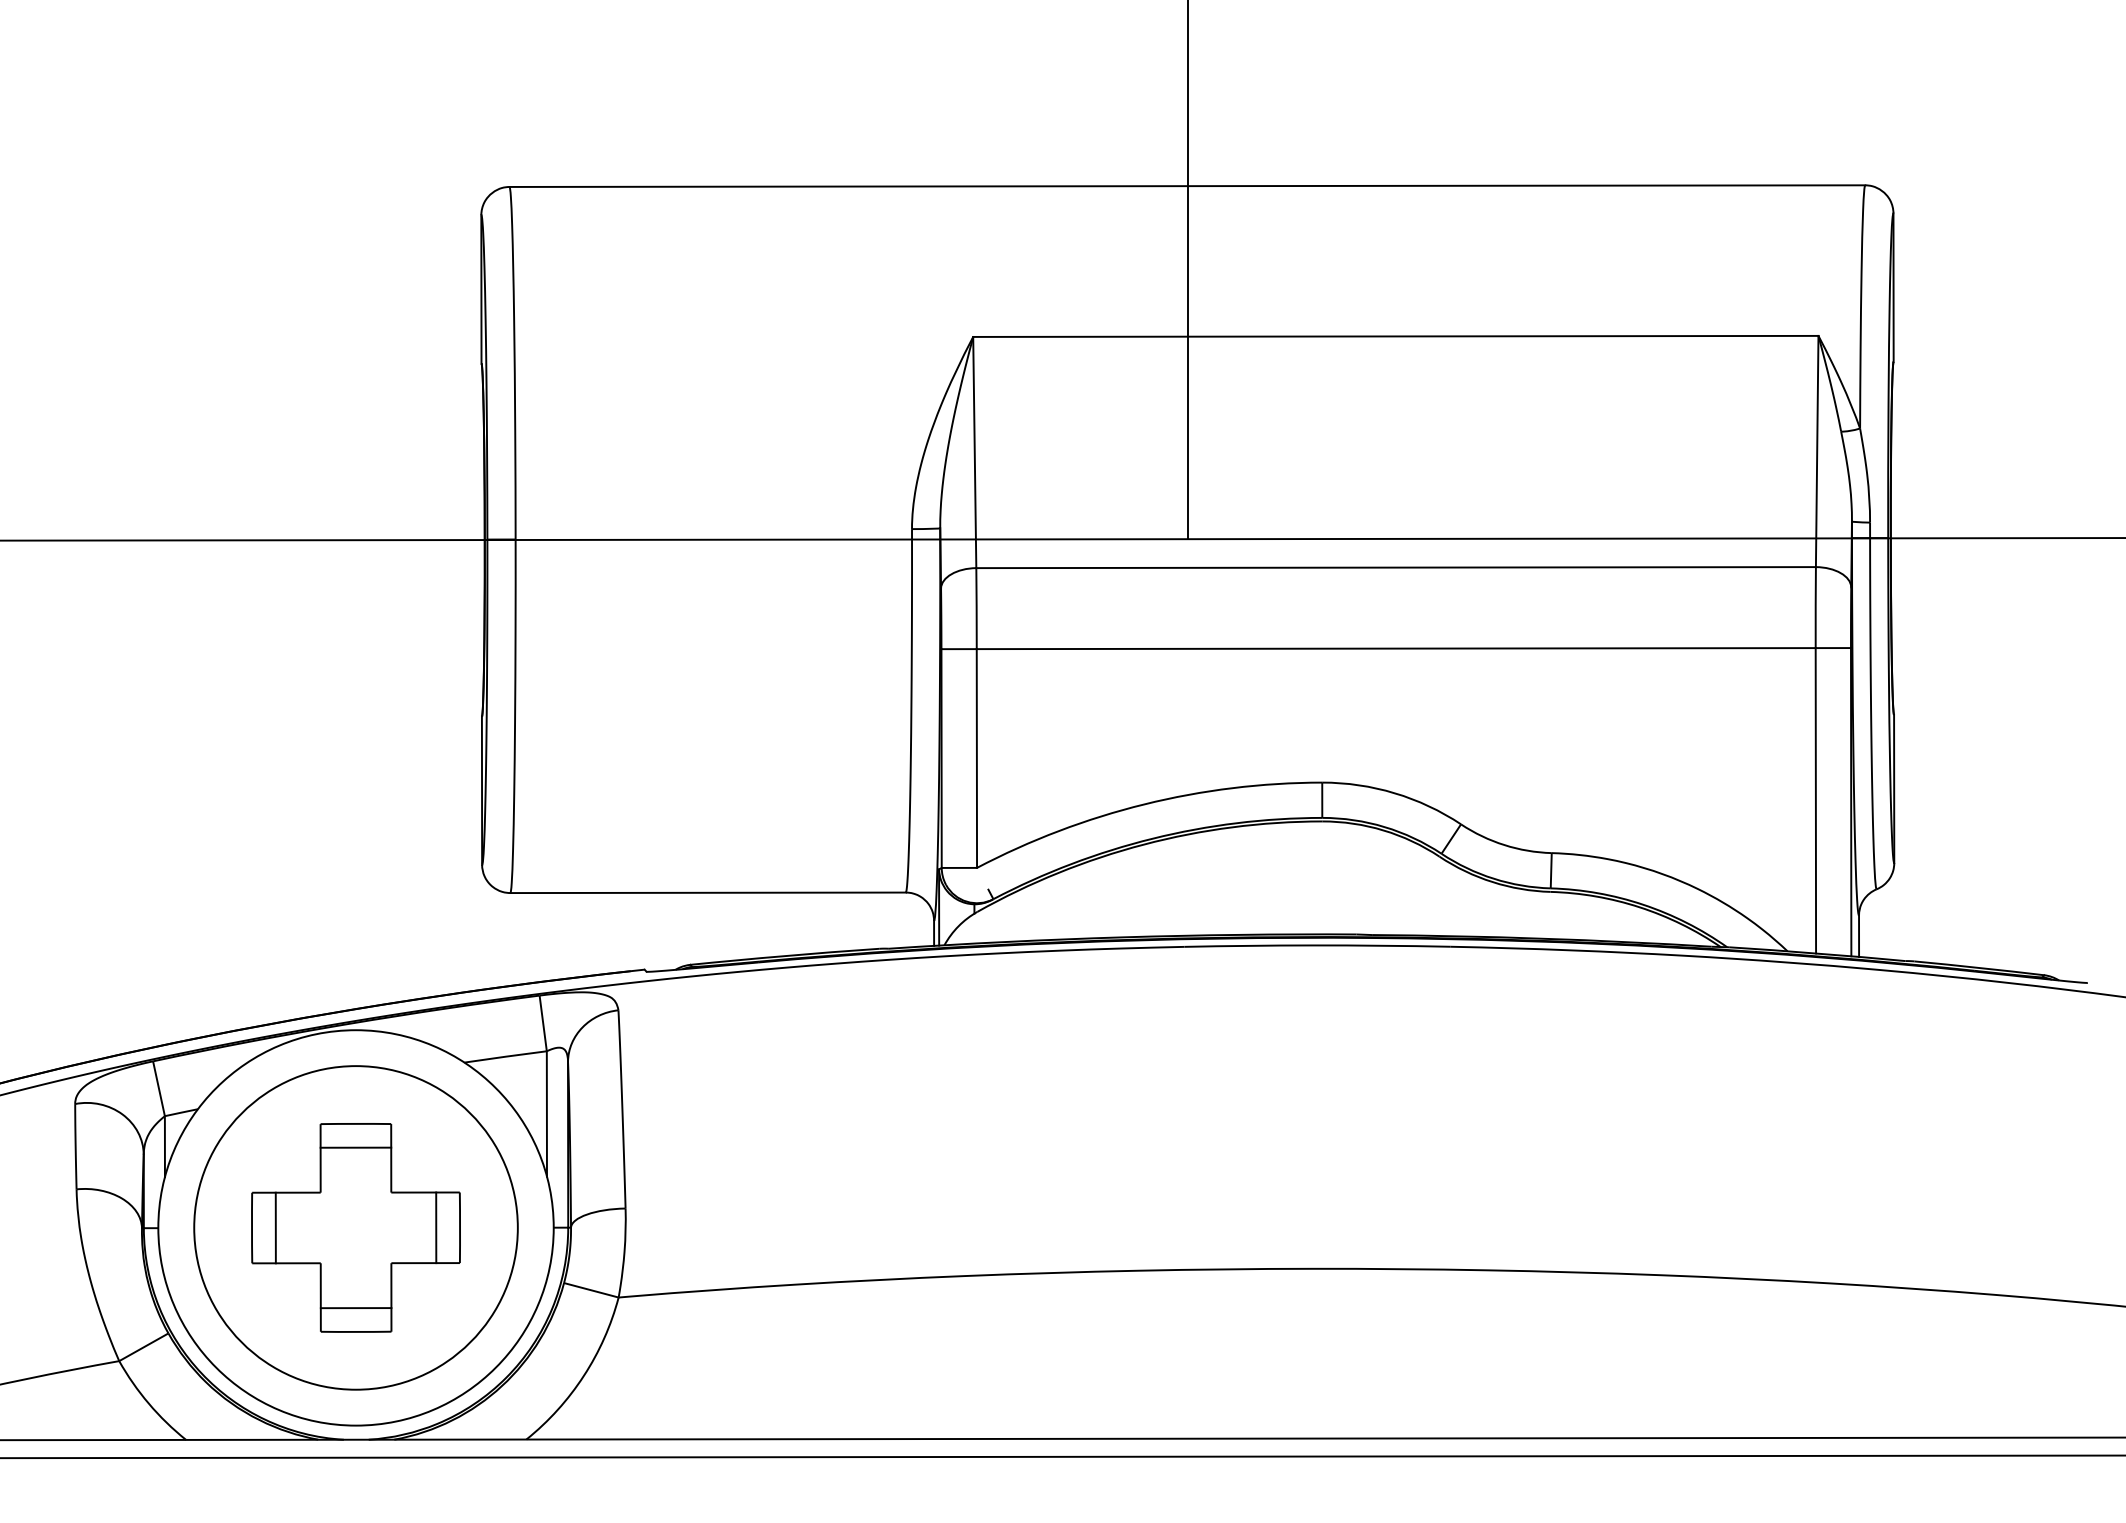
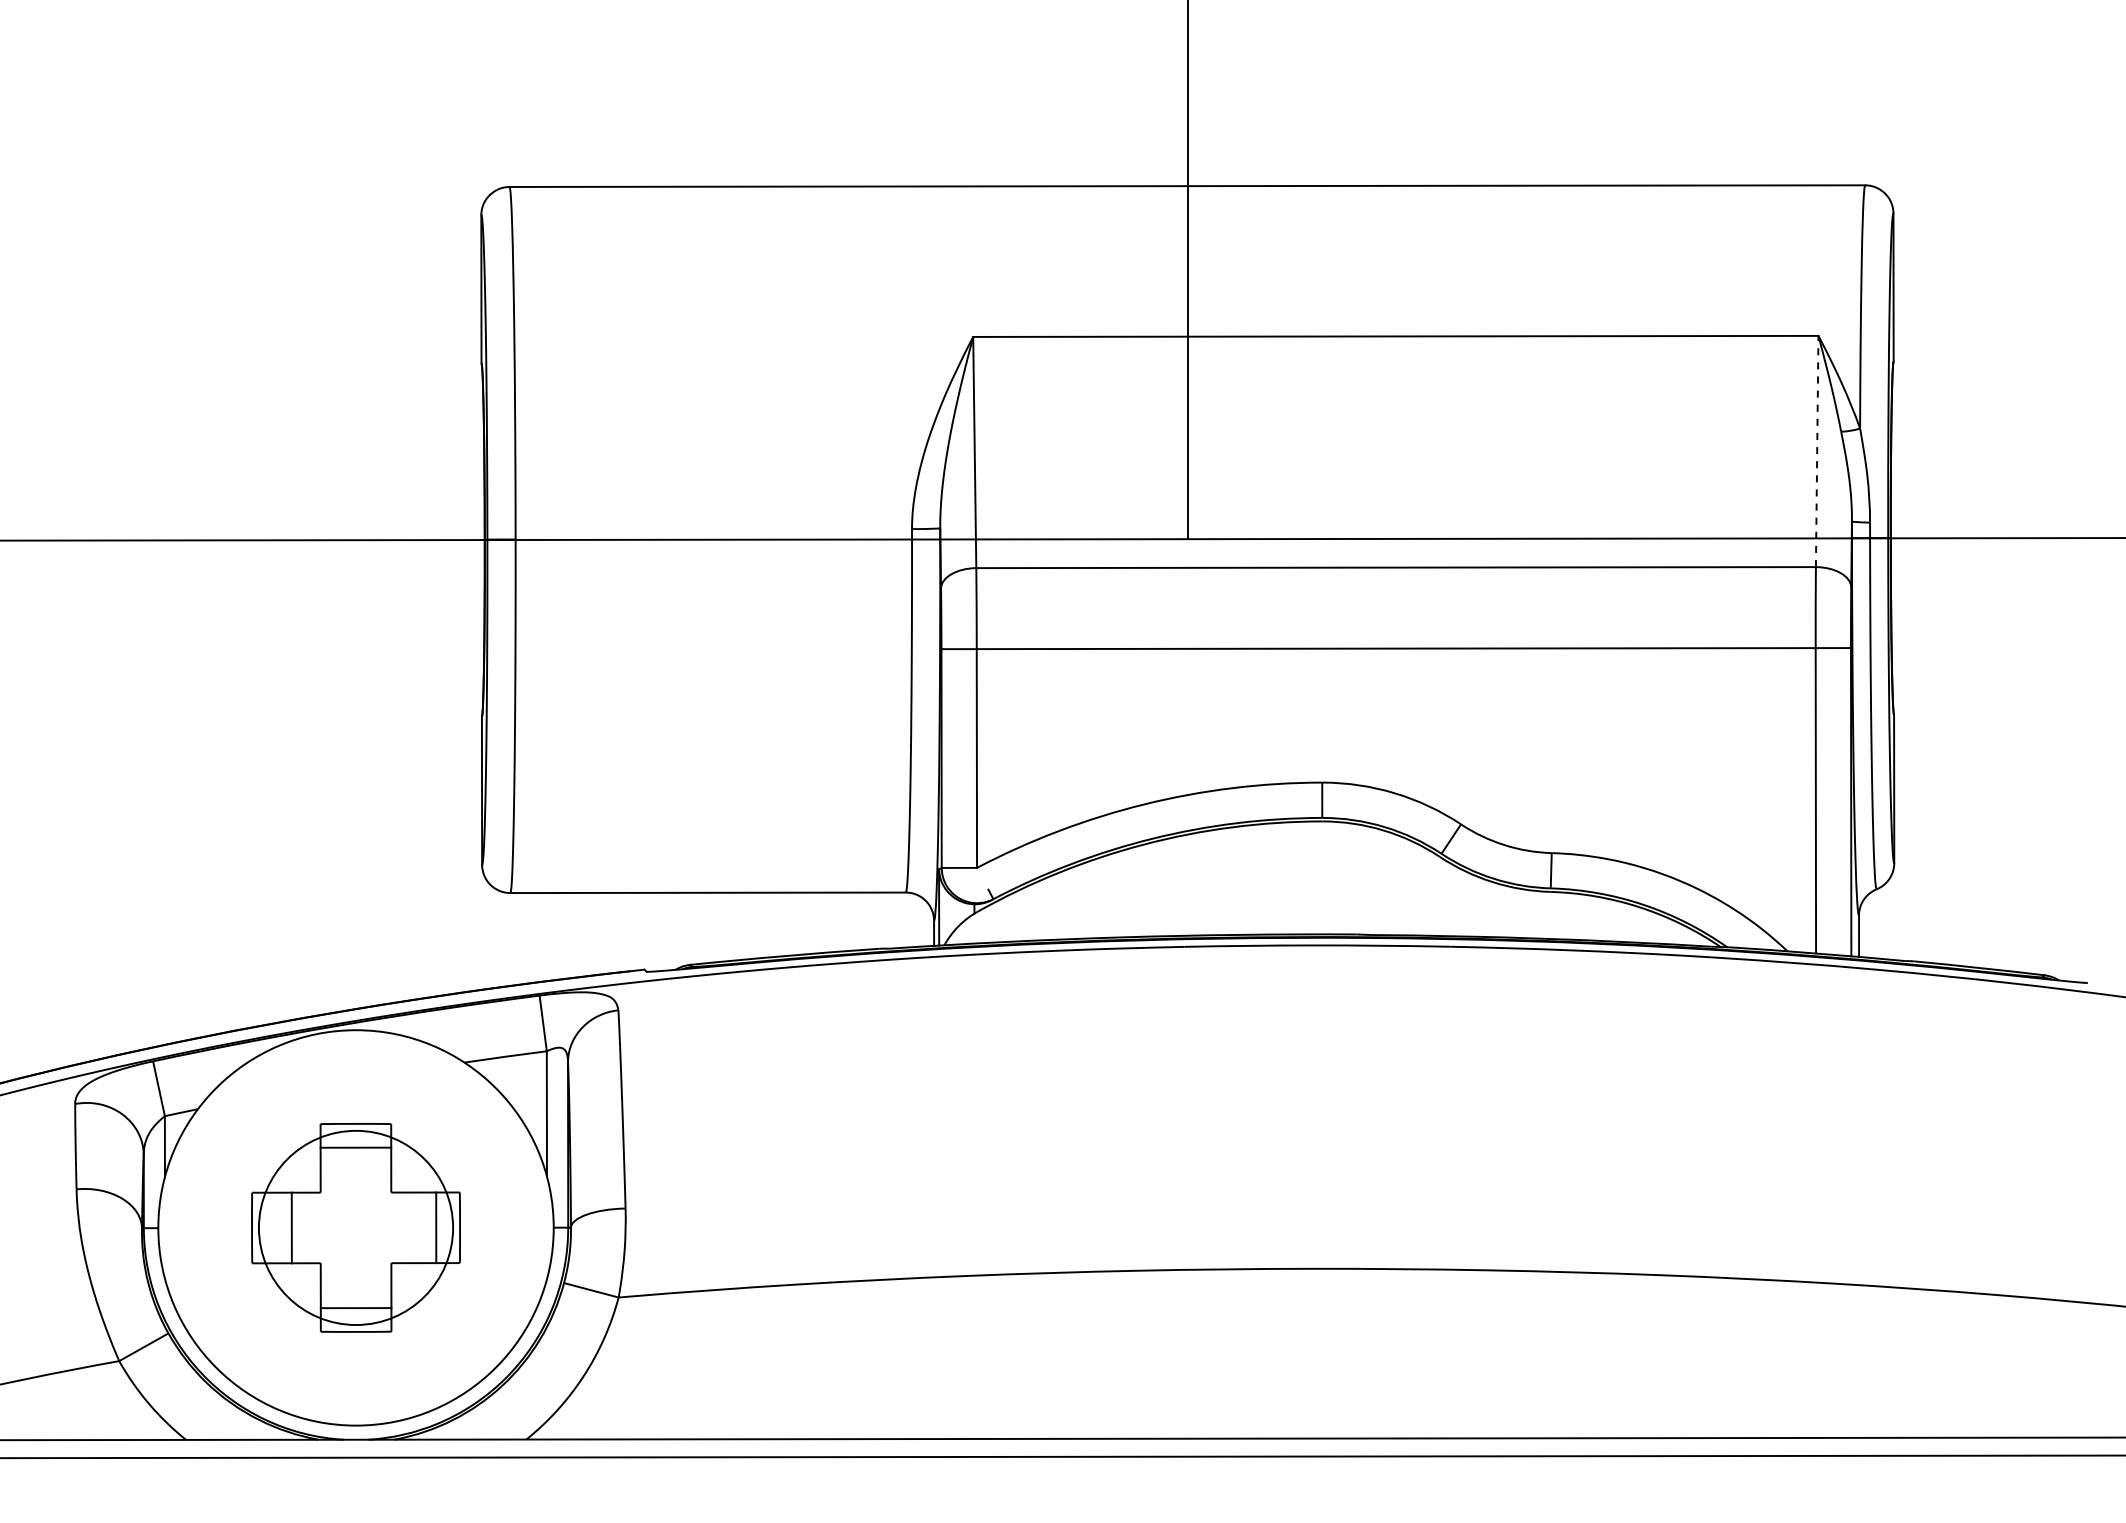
line: solid -> dashed (1817, 451)
line position: (275, 1227) -> (291, 1227) (291, 1227)
circle diameter: 324 px -> 194 px (355, 1227)
